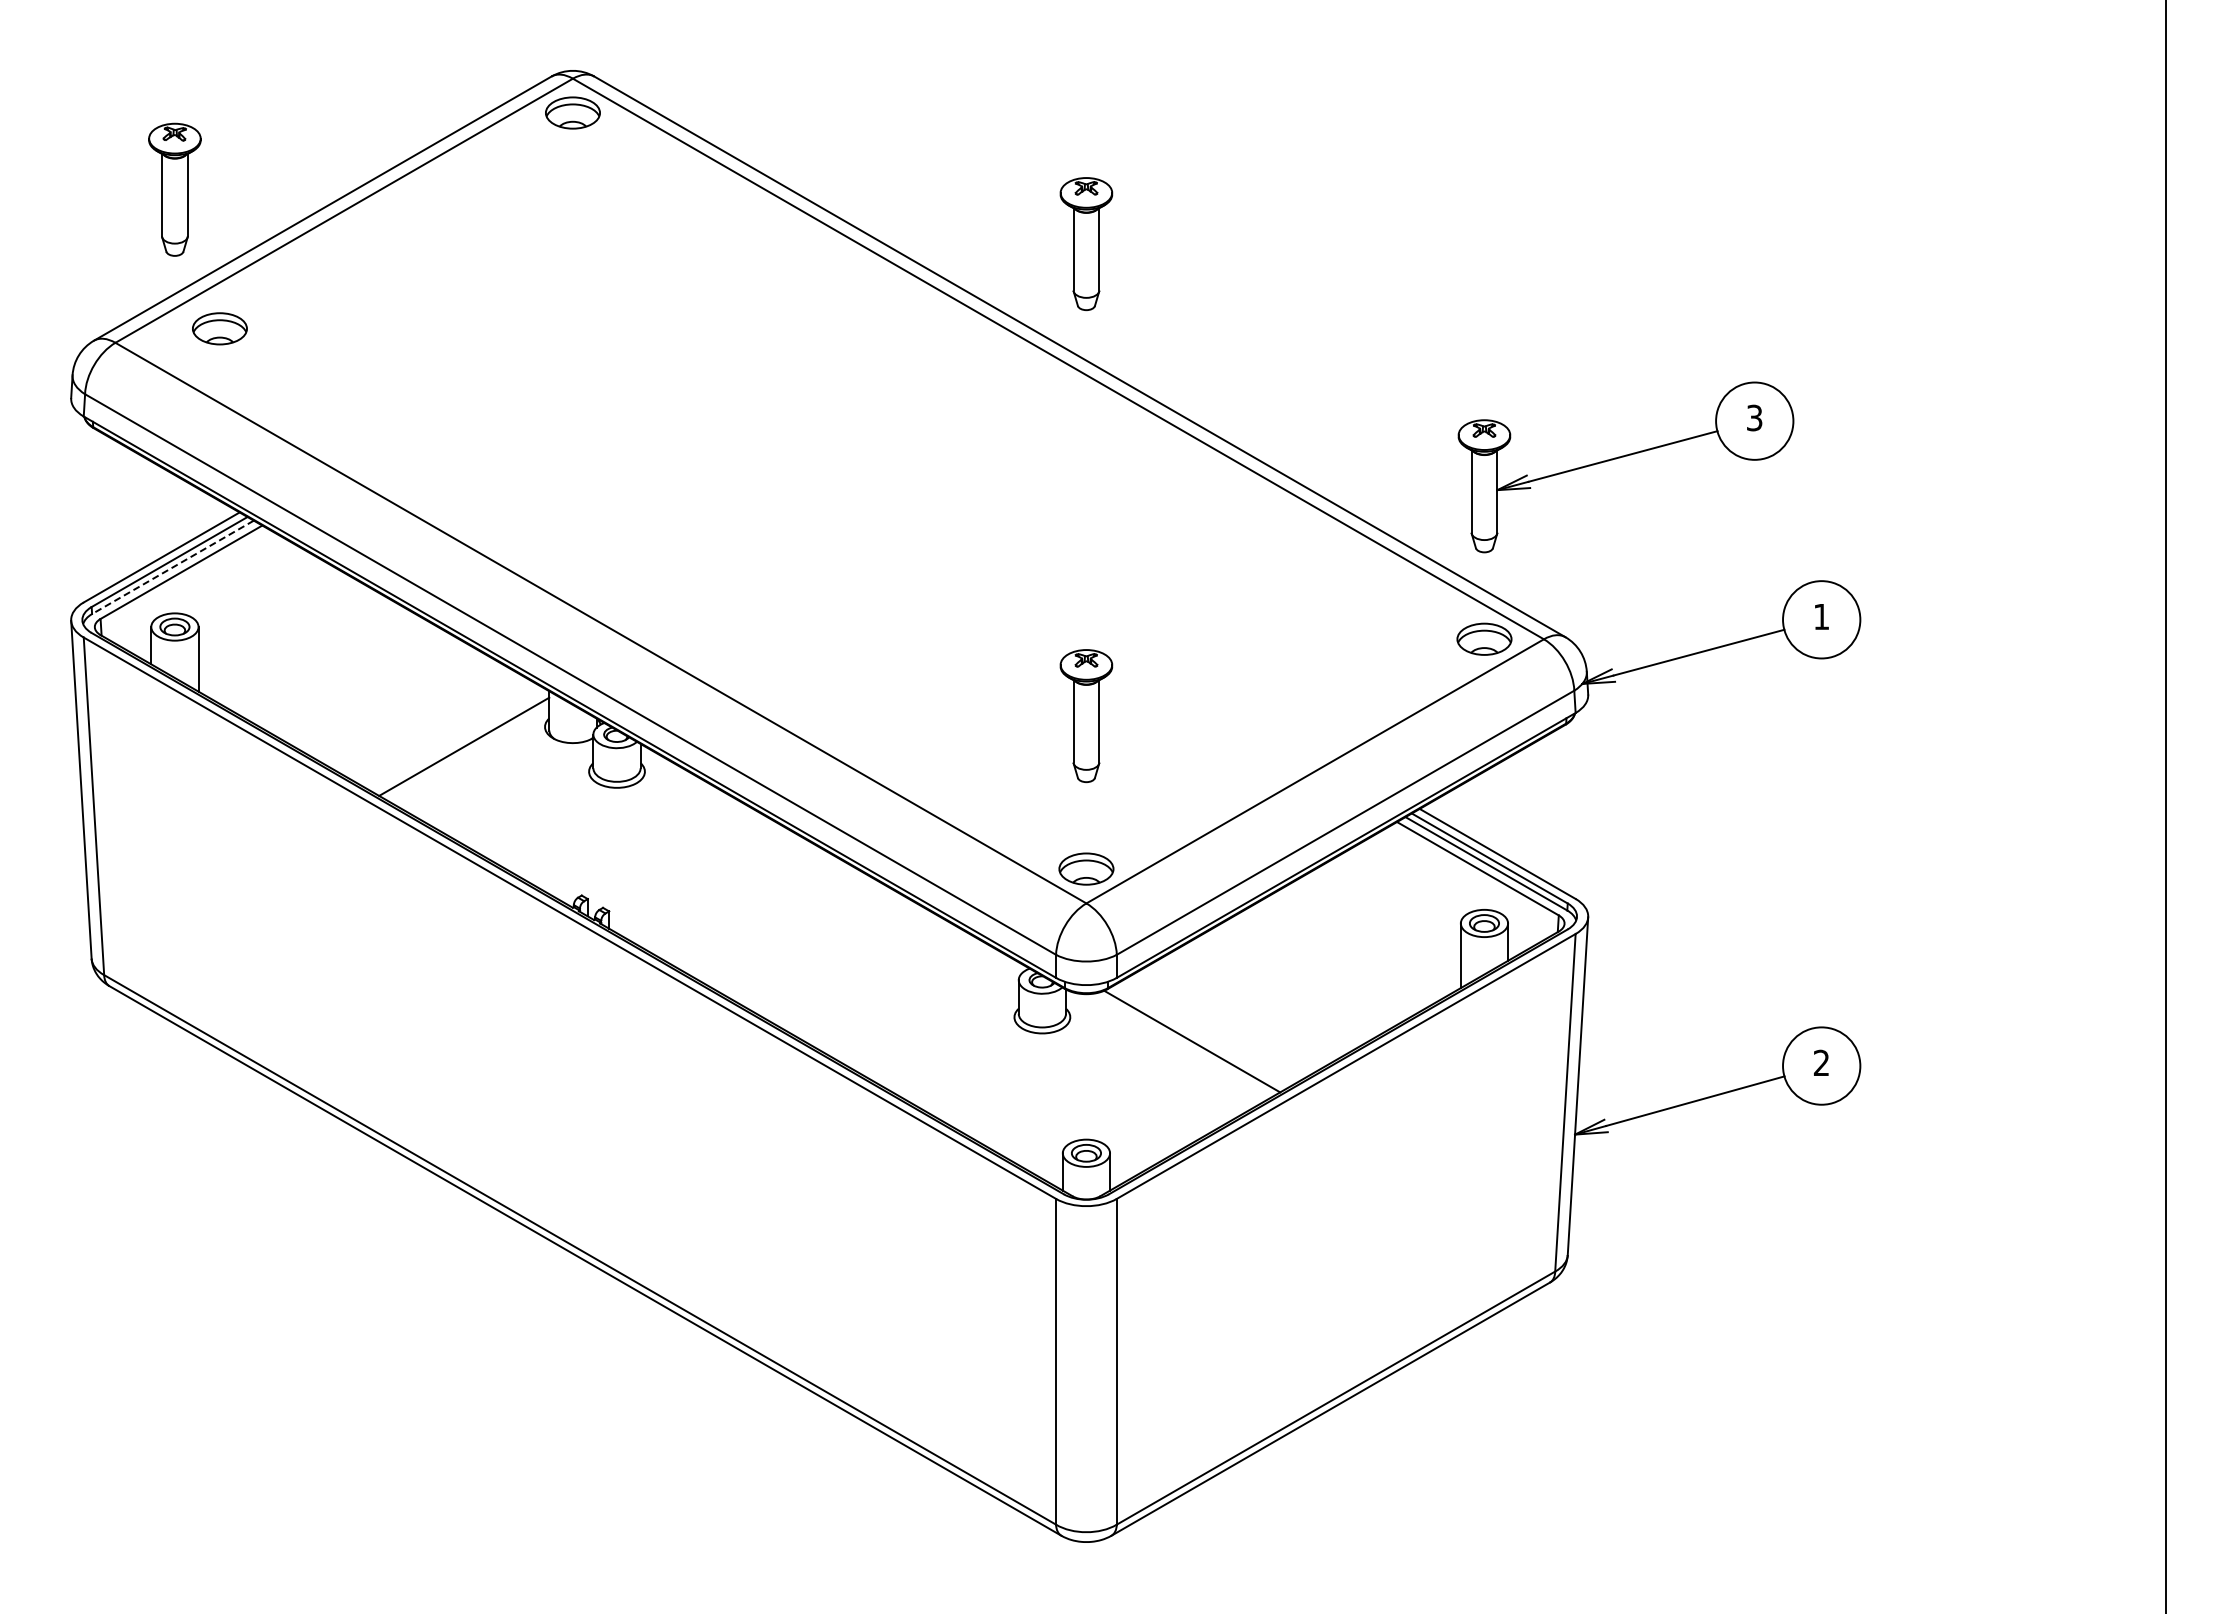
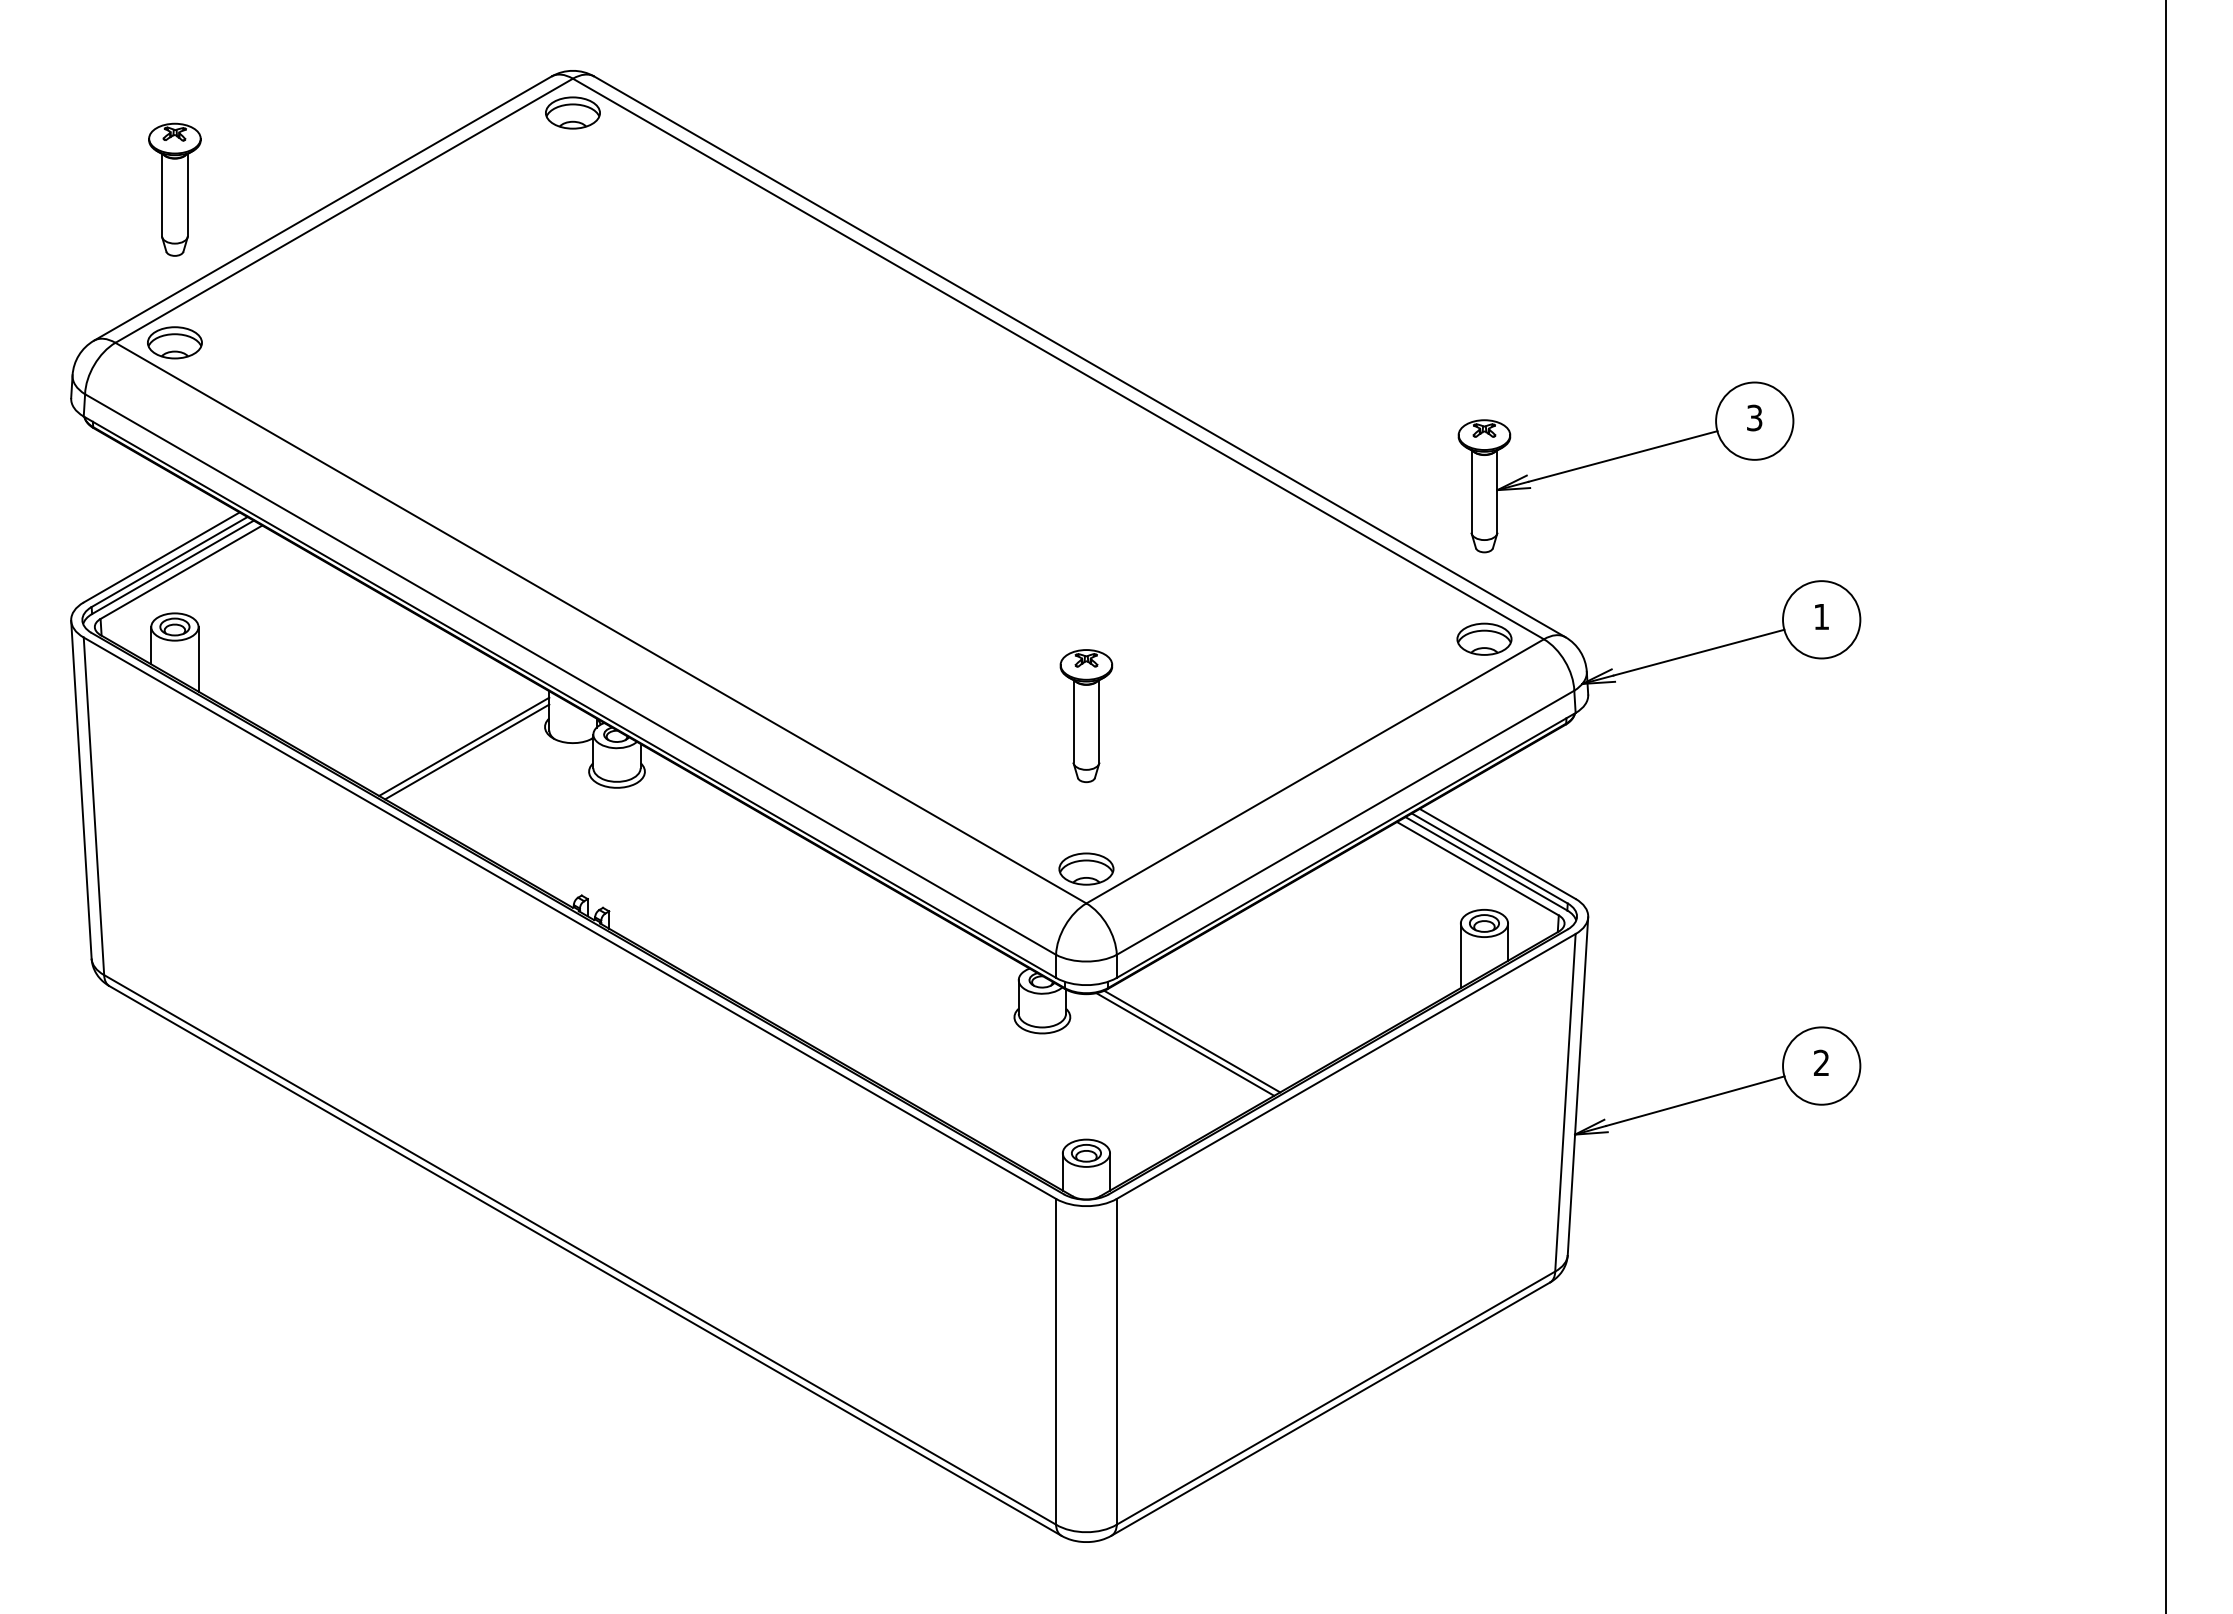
part: present -> none (1086, 244)
part position: (219, 328) -> (174, 342) (174, 342)
line: dashed -> solid (172, 567)
line: none -> present (467, 751)
line: none -> present (1185, 1044)
